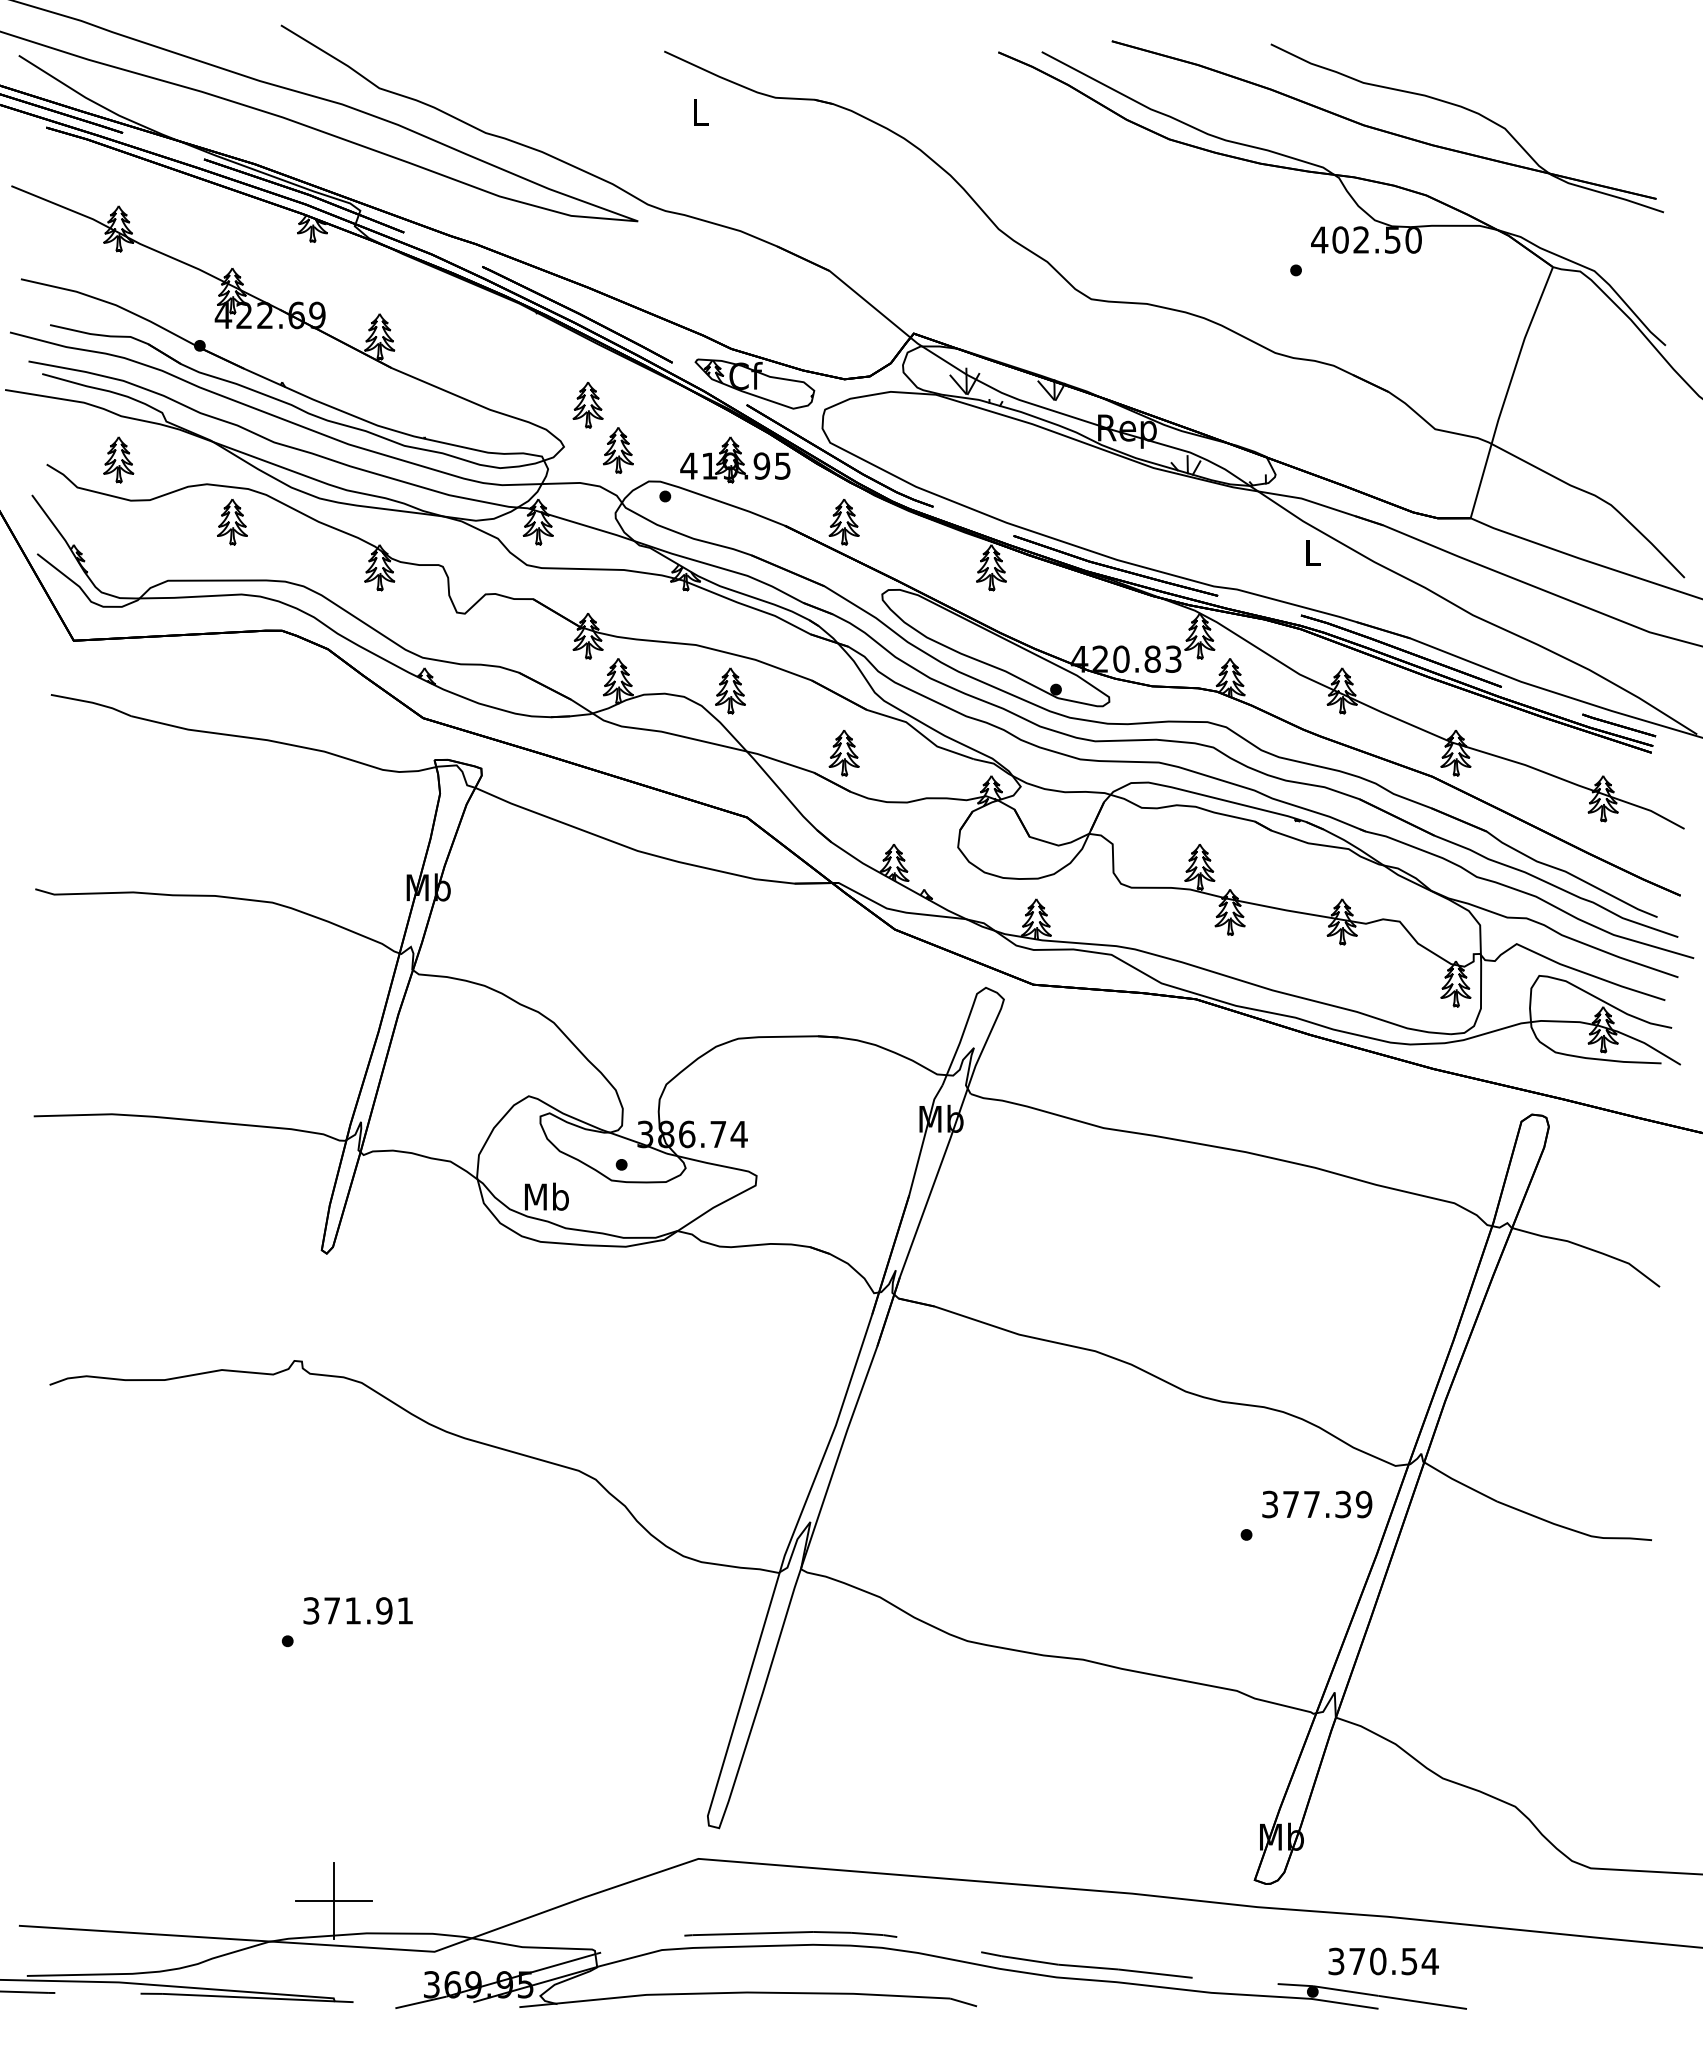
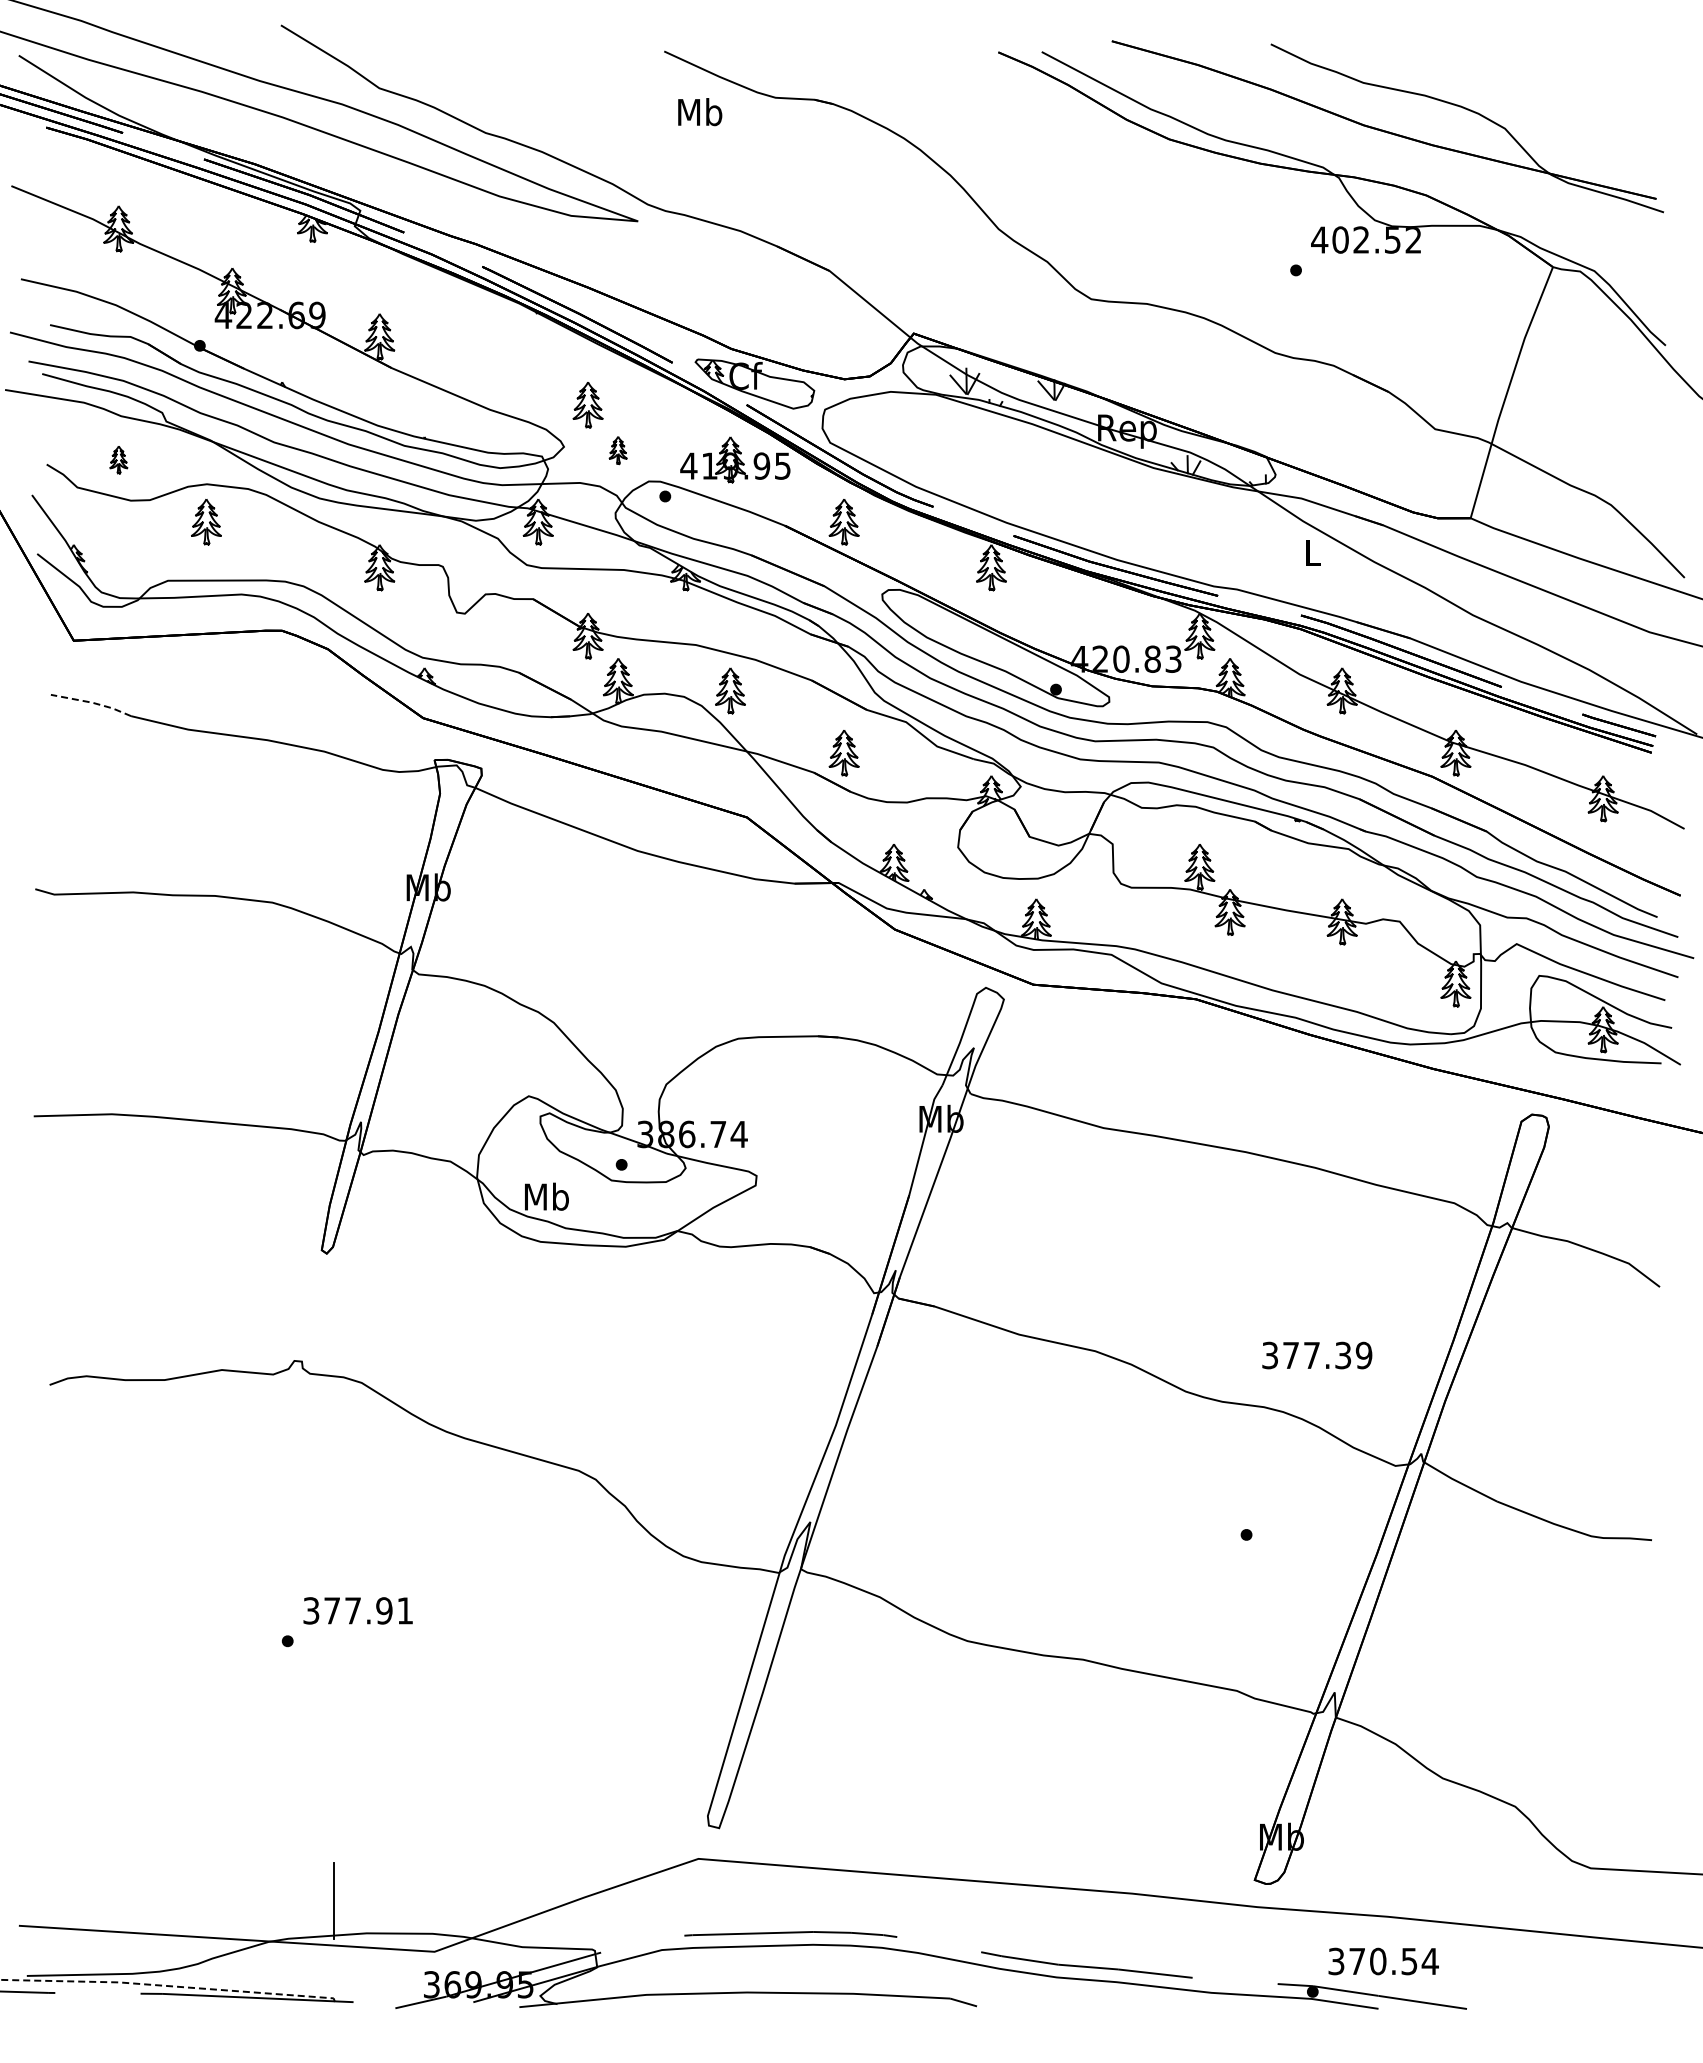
text: L -> Mb (700, 112)
text: 402.50 -> 402.52 (1413, 240)
part size: 32x47 px -> 20x30 px (617, 450)
part size: 32x48 px -> 20x29 px (118, 460)
part position: (232, 522) -> (206, 522) (206, 522)
line: solid -> dashed (92, 702)
text position: (1317, 1504) -> (1317, 1355) (1317, 1355)
text: 371.91 -> 377.91 (352, 1610)
line: present -> none (334, 1900)
line: solid -> dashed (168, 1986)
